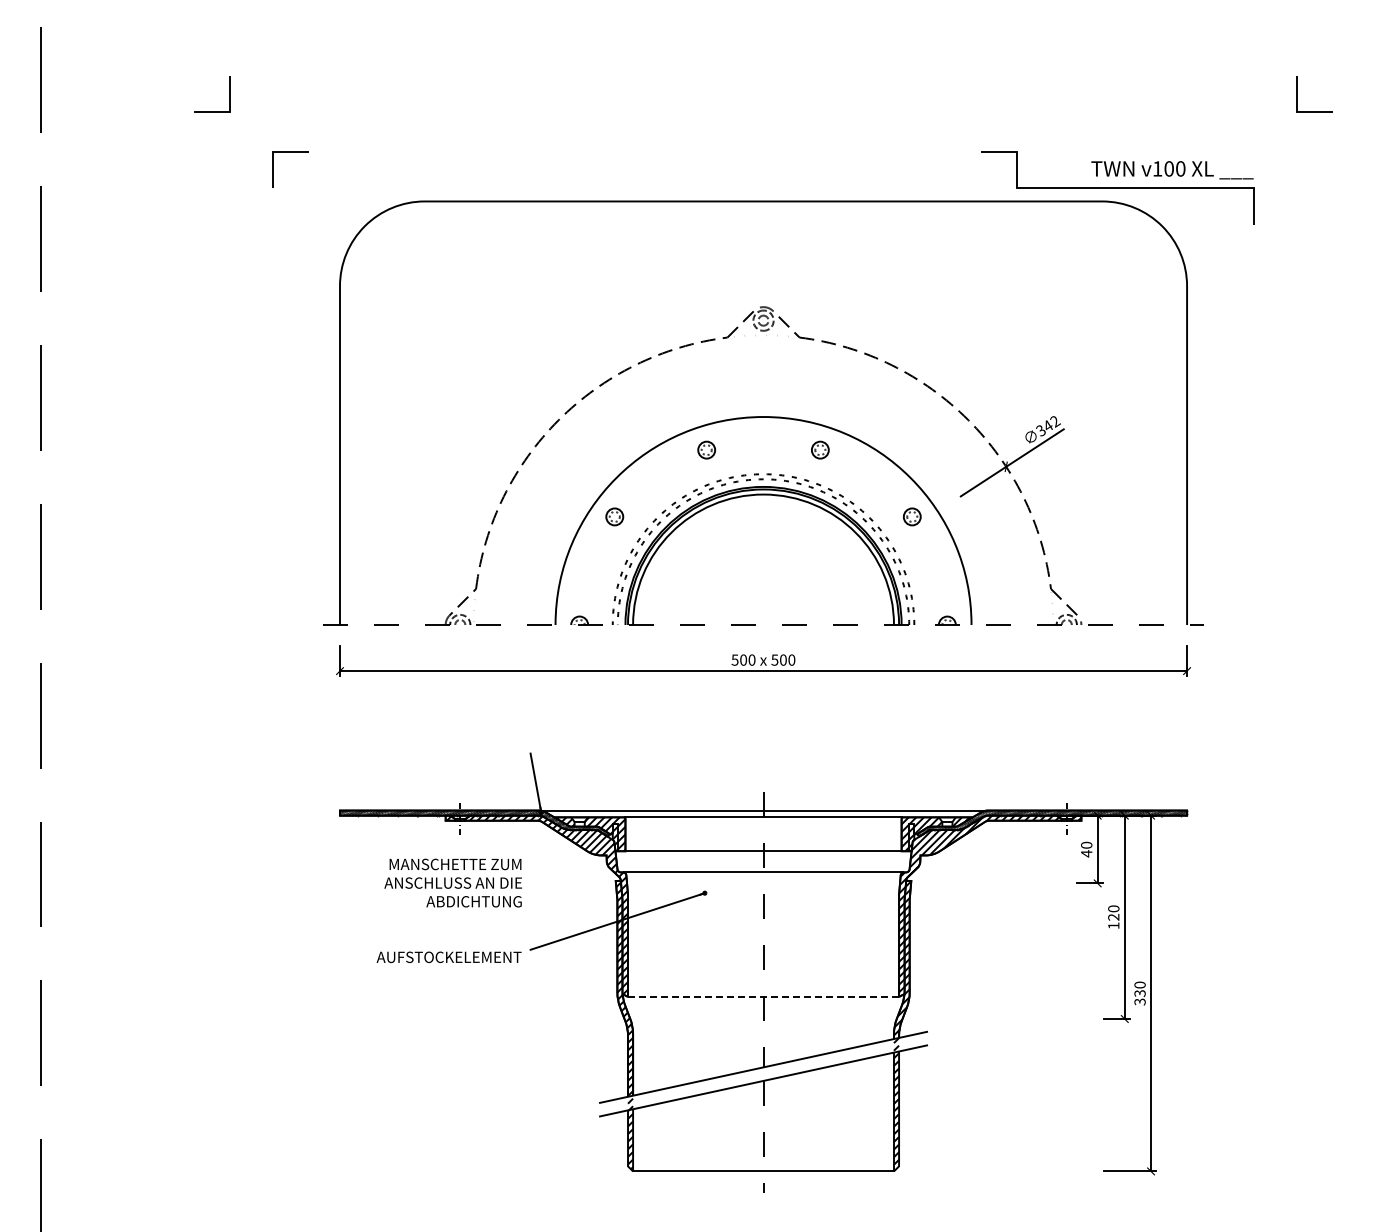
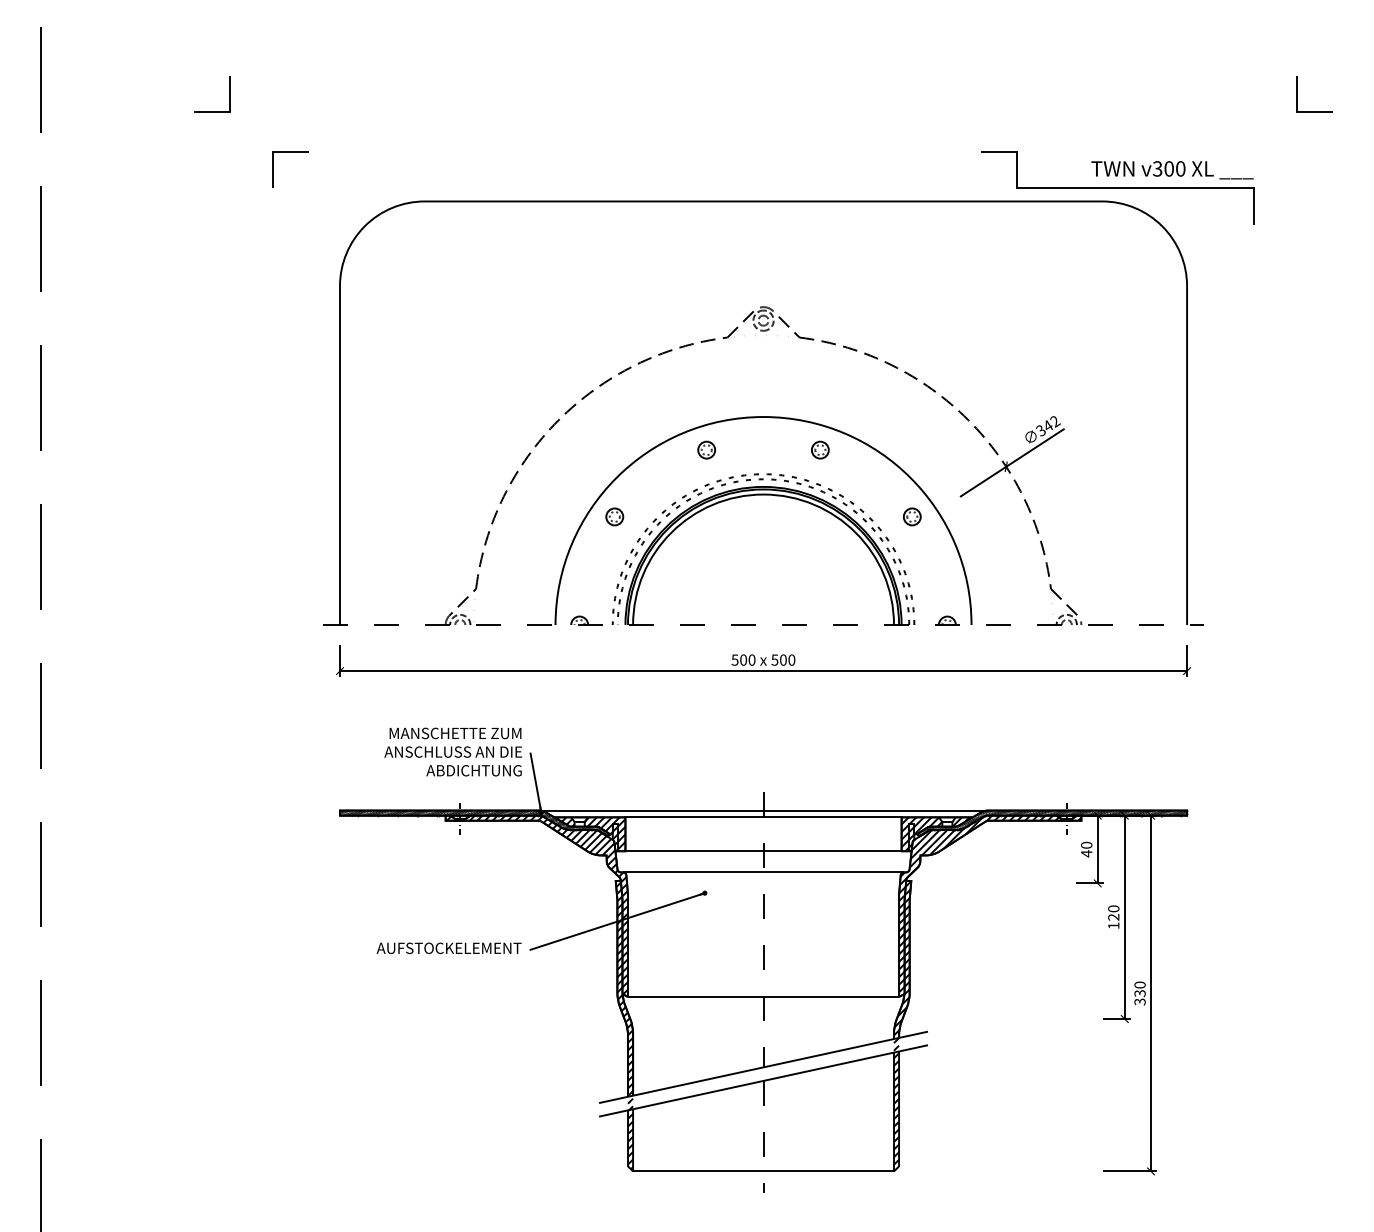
text: v100 -> v300 (1157, 168)
text position: (452, 882) -> (452, 751) (452, 751)
text position: (448, 957) -> (448, 948) (448, 948)
line: dashed -> solid (763, 996)
